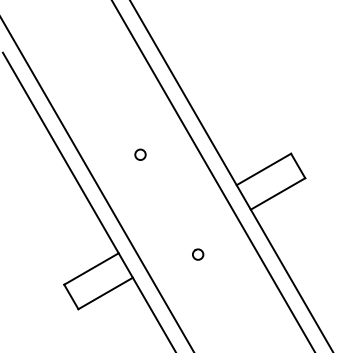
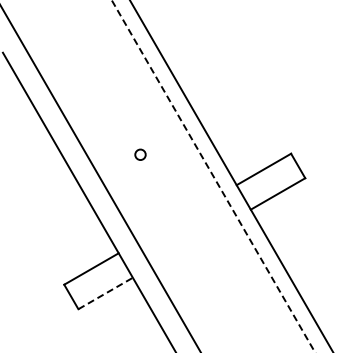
line: solid -> dashed (213, 175)
line position: (97, 184) -> (100, 178) (100, 178)
circle: present -> none (198, 254)
line: solid -> dashed (106, 293)
